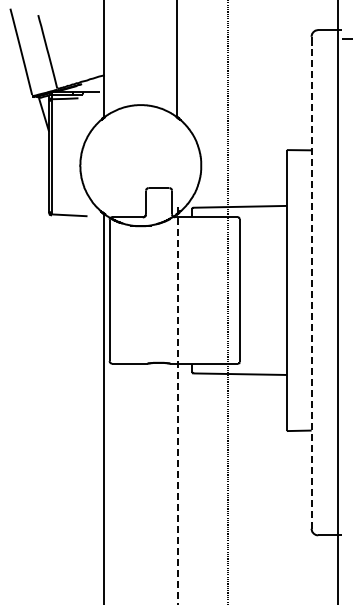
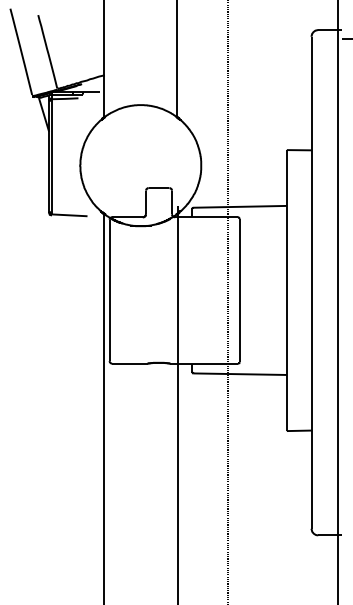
line: dashed -> solid (311, 287)
line: dashed -> solid (178, 404)
